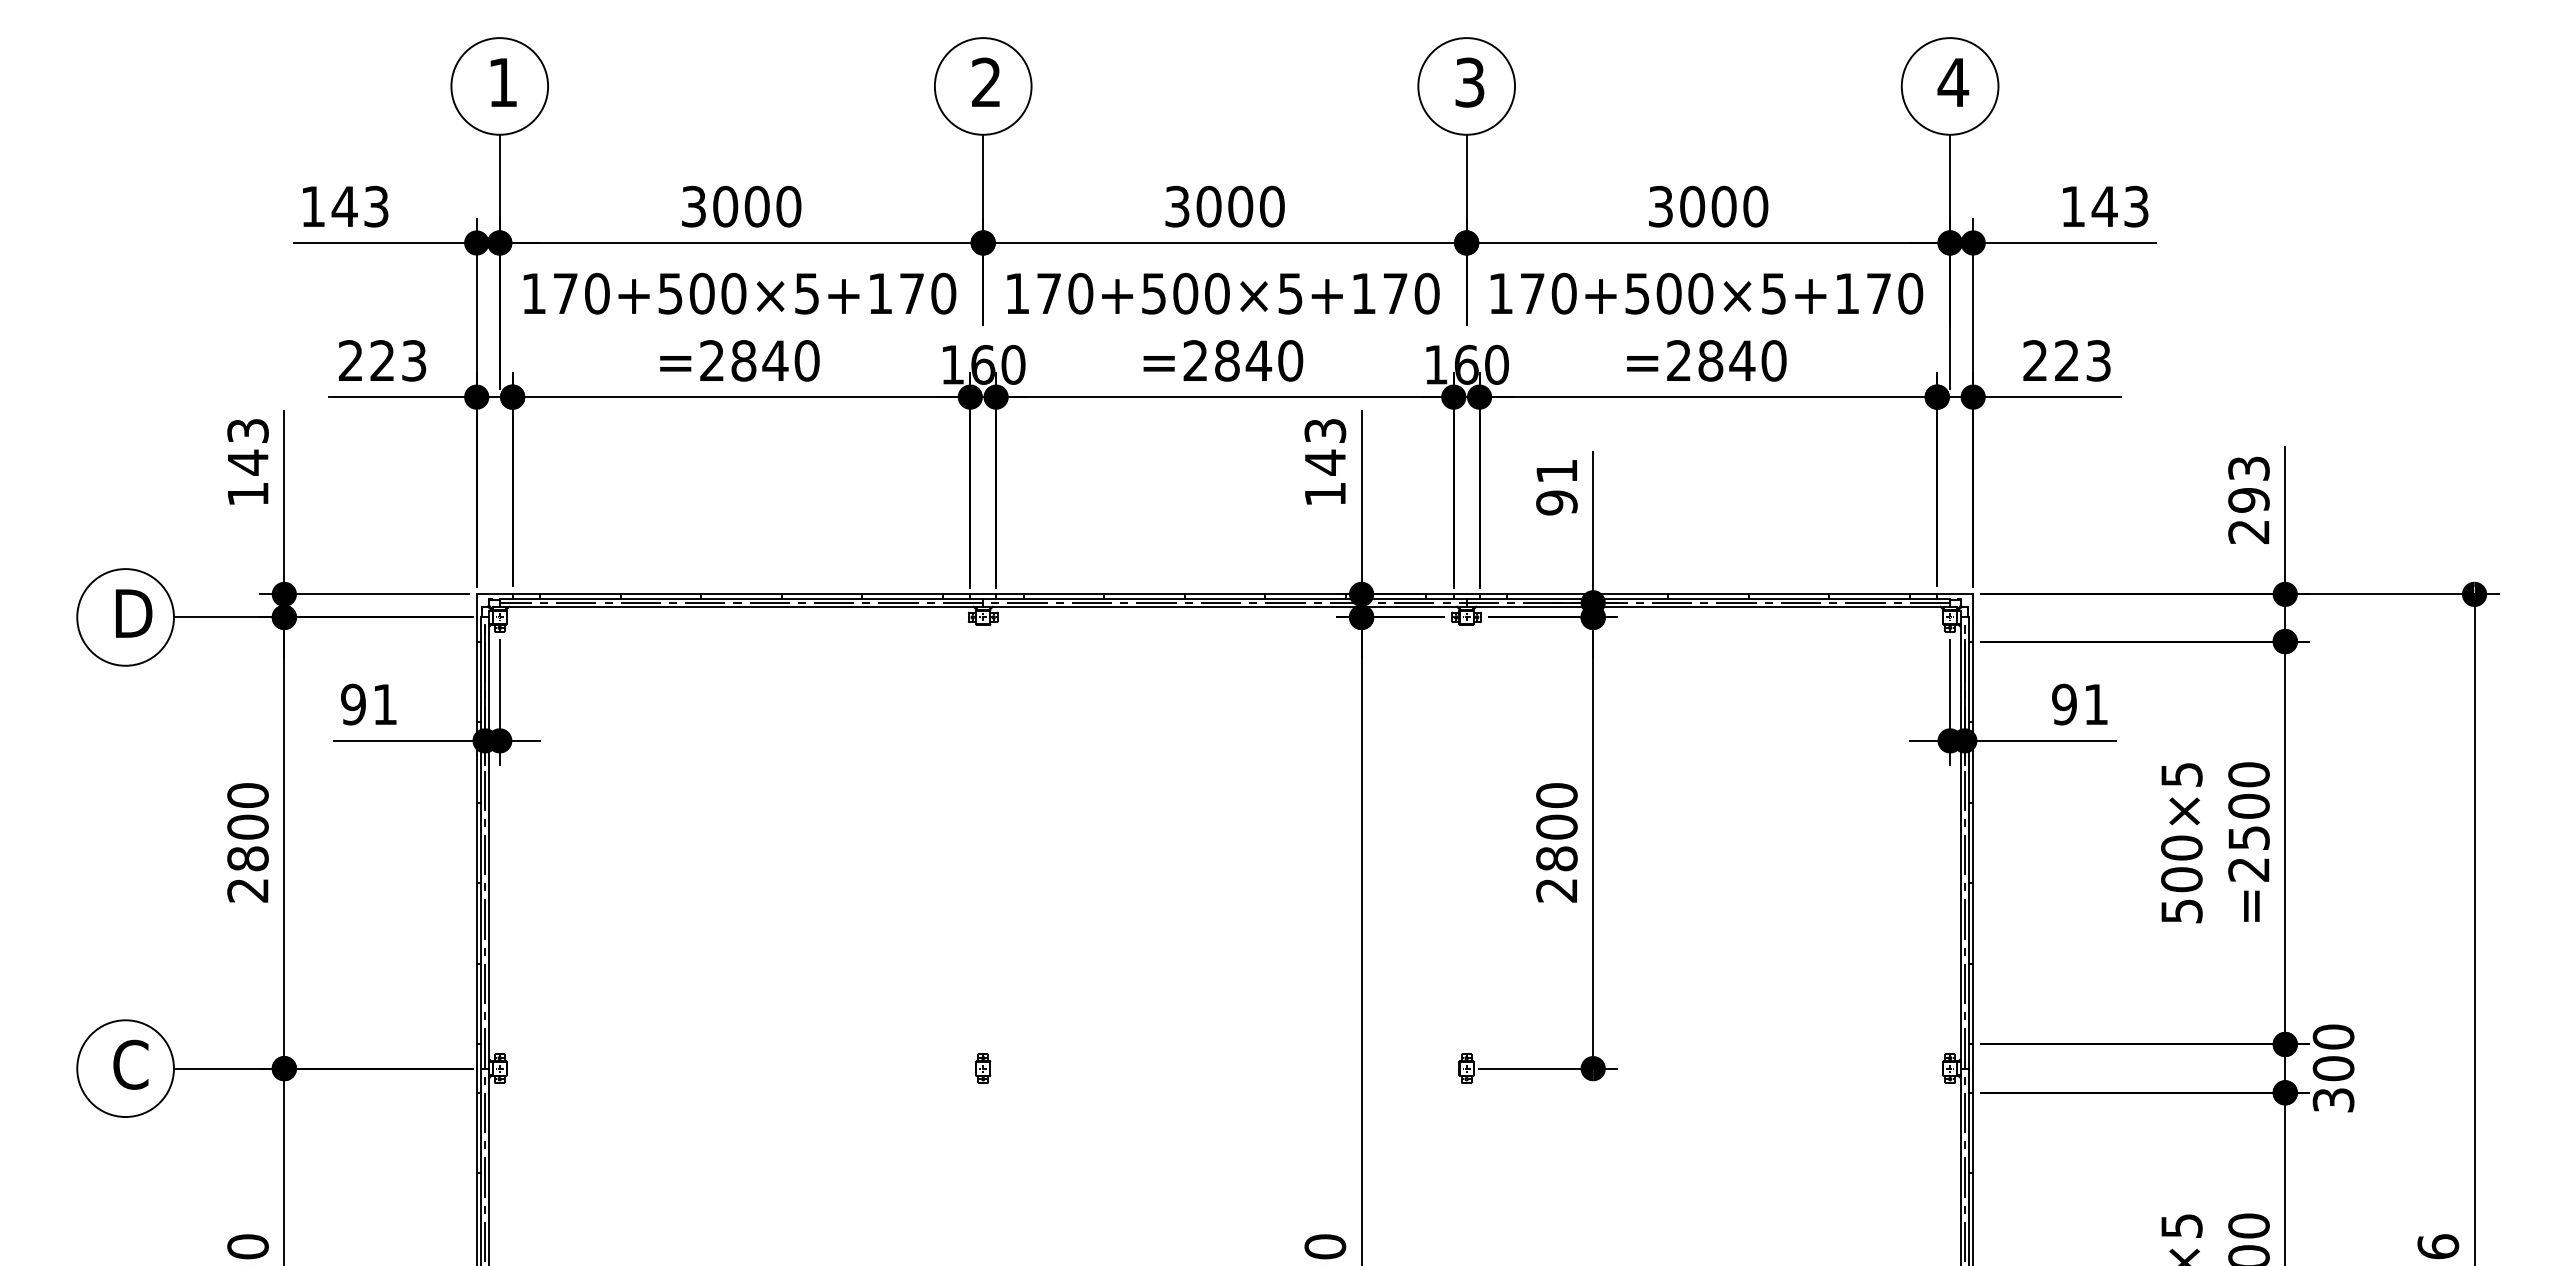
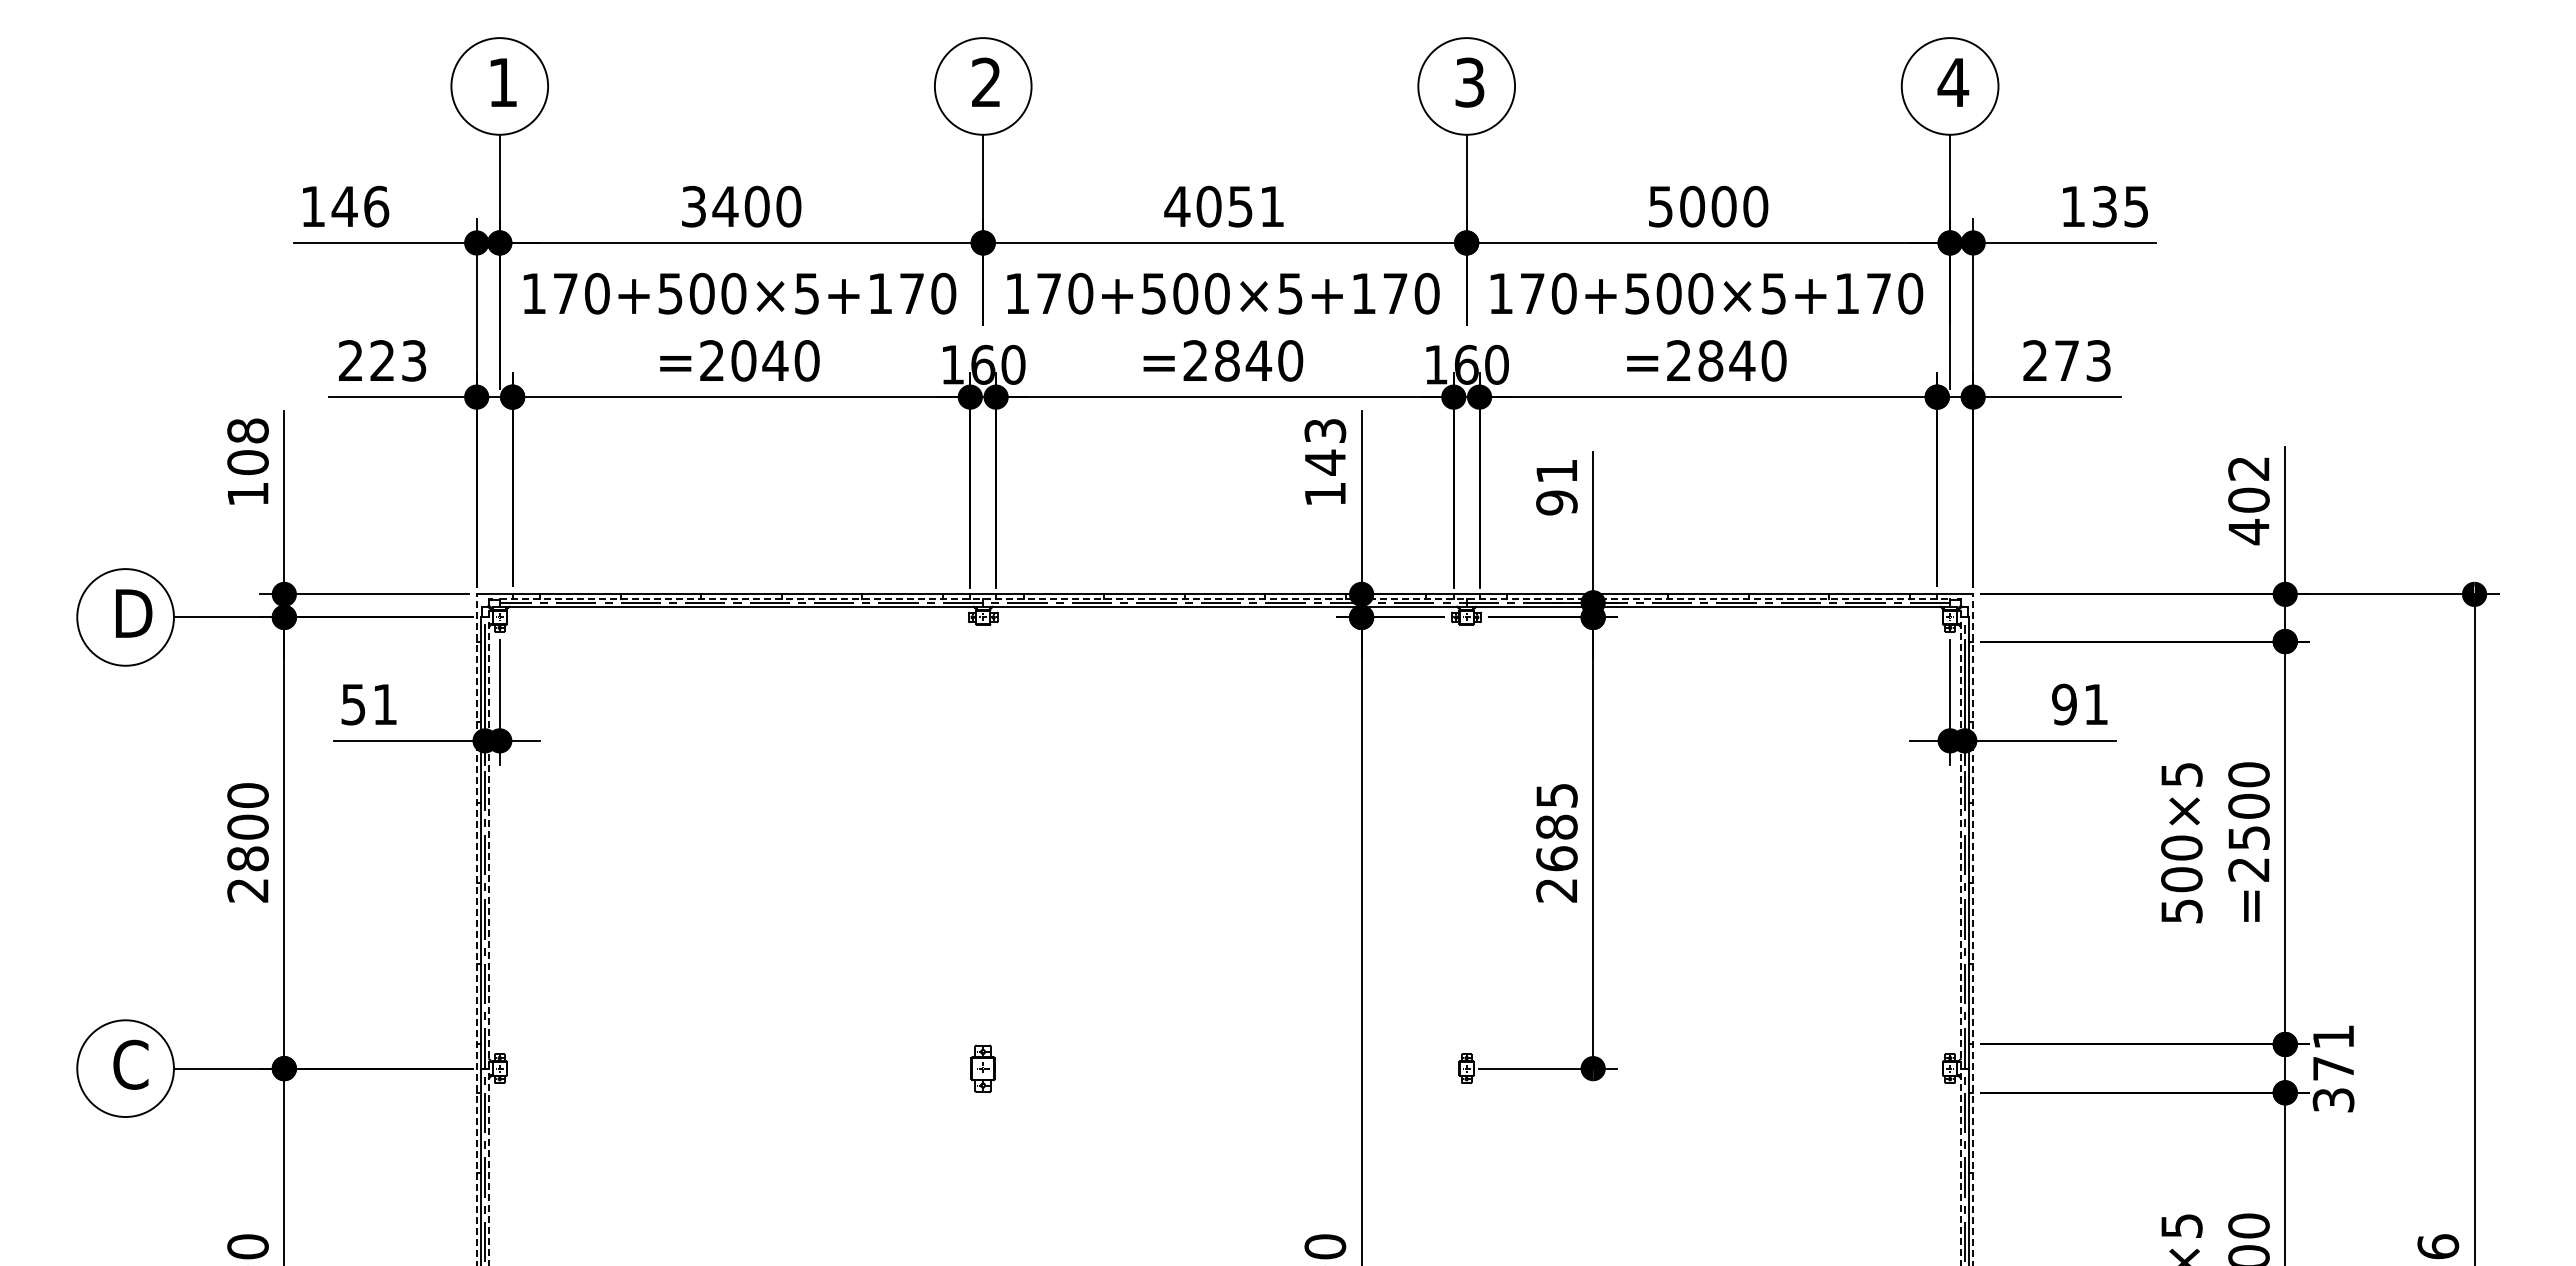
text: 3000 -> 5000 (1660, 205)
text: 143 -> 146 (376, 206)
text: 3000 -> 3400 (725, 206)
text: 3000 -> 4051 (1224, 206)
text: 143 -> 135 (2119, 206)
text: =2840 -> =2040 (743, 360)
text: 223 -> 273 (2066, 360)
text: 143 -> 108 (247, 446)
text: 293 -> 402 (2248, 500)
line: solid -> dashed (1225, 598)
text: 91 -> 51 (353, 704)
text: 2800 -> 2685 (1556, 827)
line: solid -> dashed (476, 929)
line: solid -> dashed (1973, 929)
line: solid -> dashed (489, 938)
line: solid -> dashed (1960, 938)
text: 300 -> 371 (2333, 1052)
part size: 17x31 px -> 26x49 px (982, 1068)
